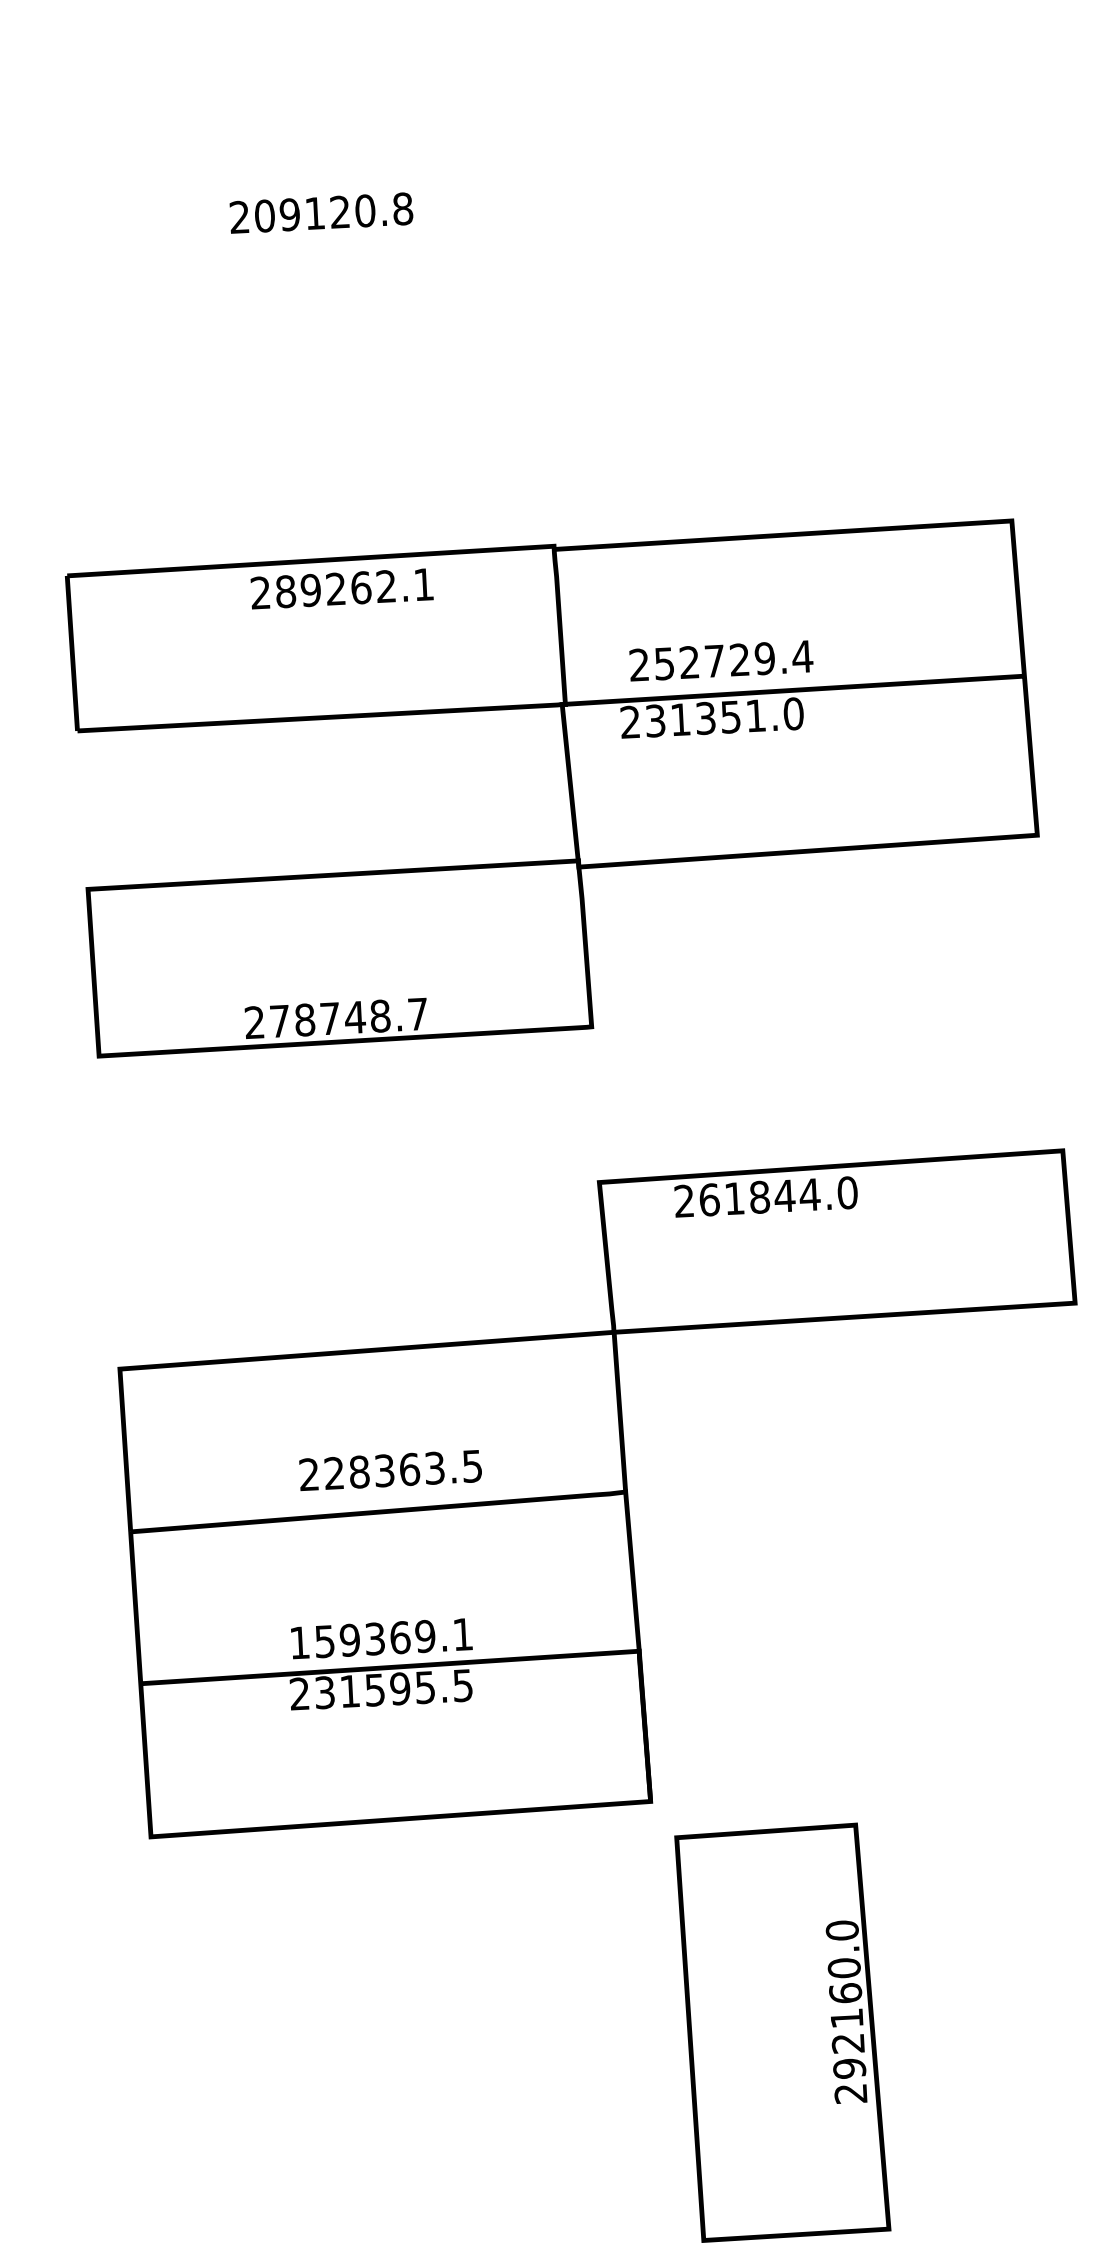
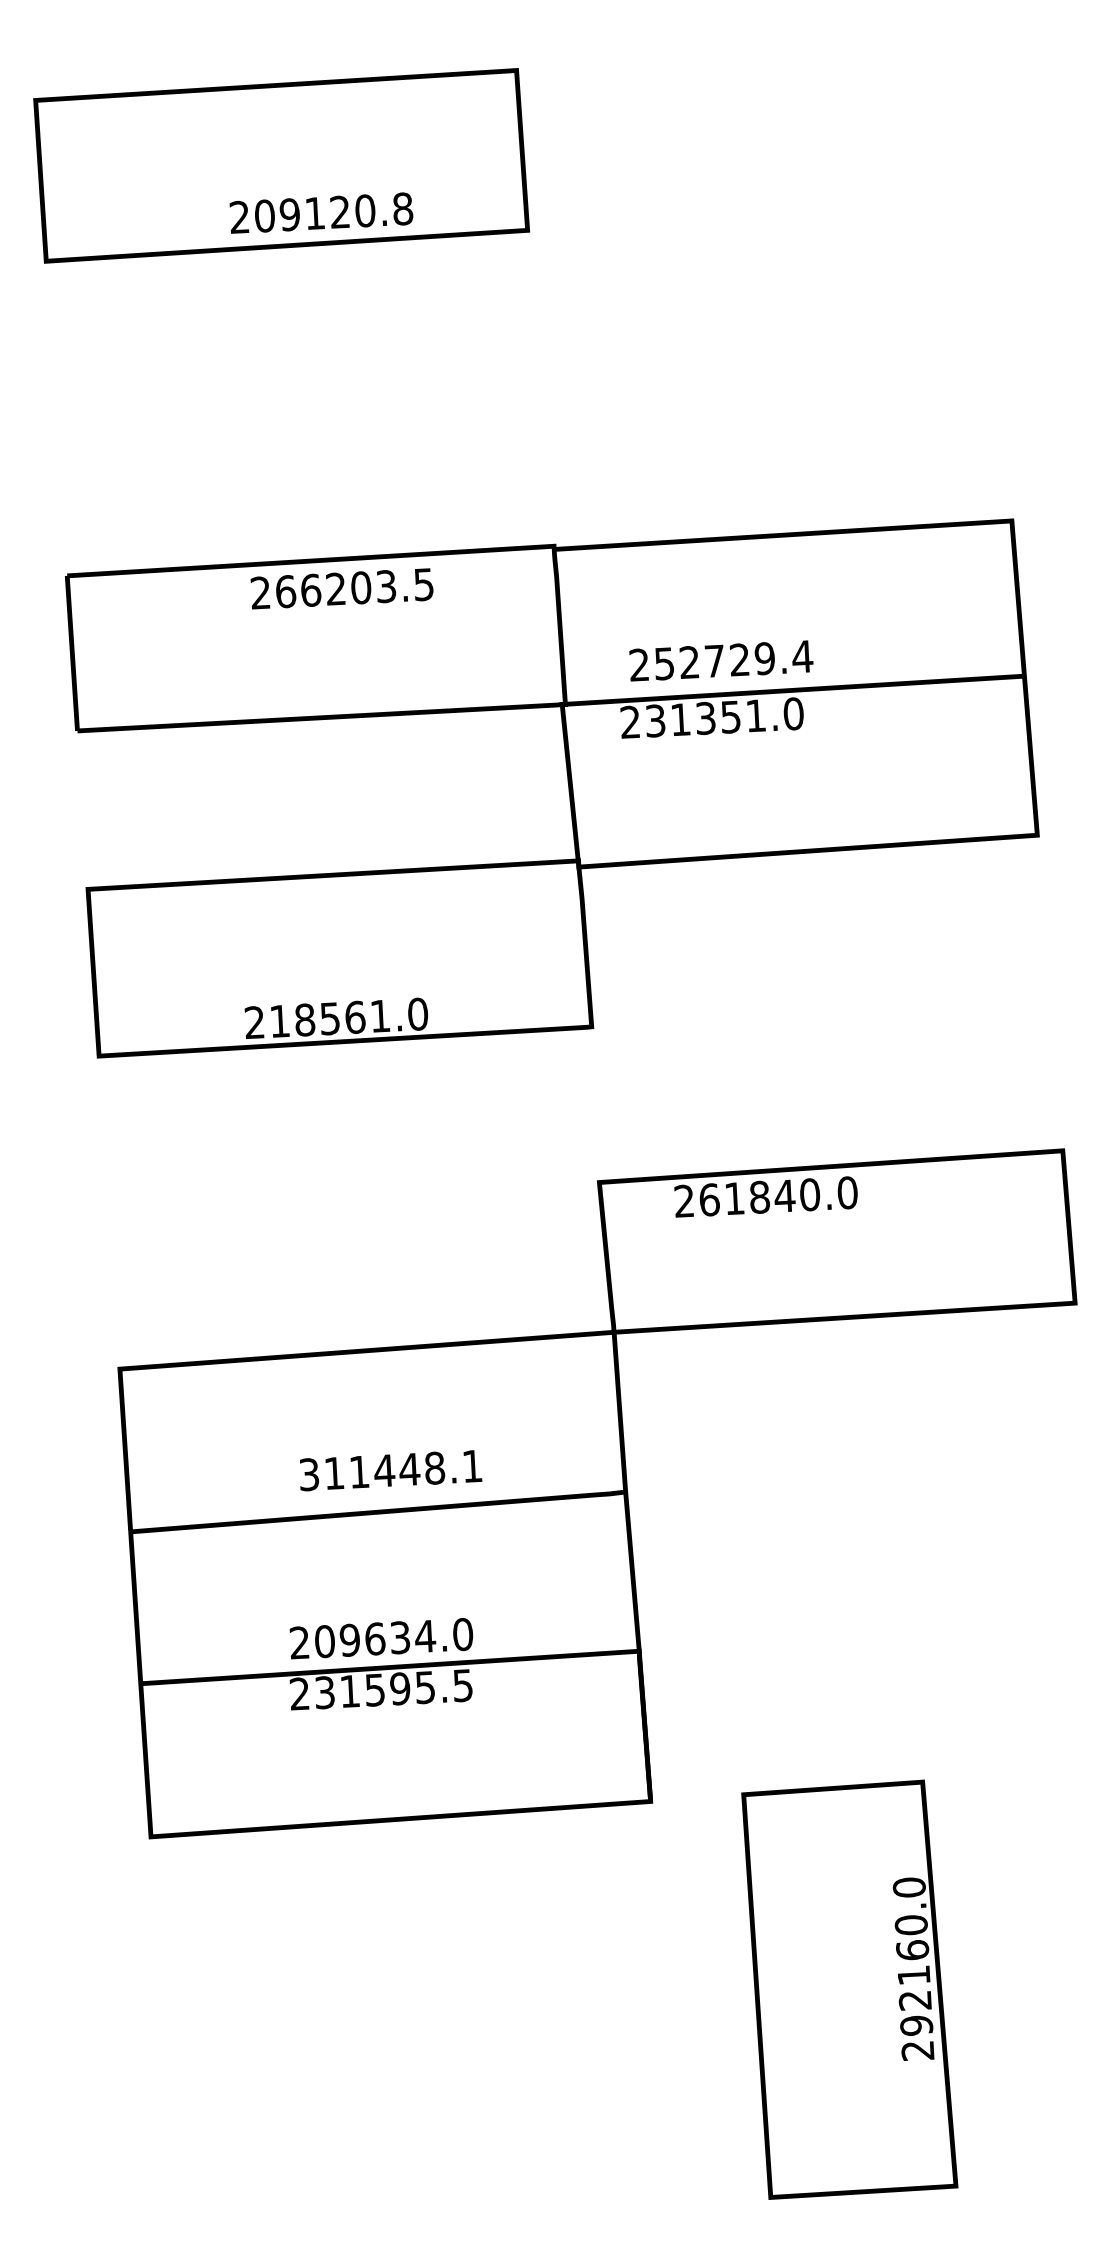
part: none -> present (281, 165)
text: 289262.1 -> 266203.5 (354, 588)
text: 278748.7 -> 218561.0 (349, 1017)
text: 261844.0 -> 261840.0 (809, 1194)
text: 228363.5 -> 311448.1 (390, 1470)
text: 159369.1 -> 209634.0 (381, 1638)
text position: (782, 2032) -> (849, 1989) (849, 1989)
